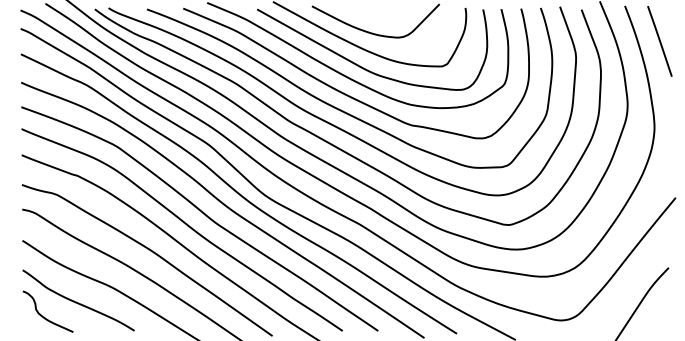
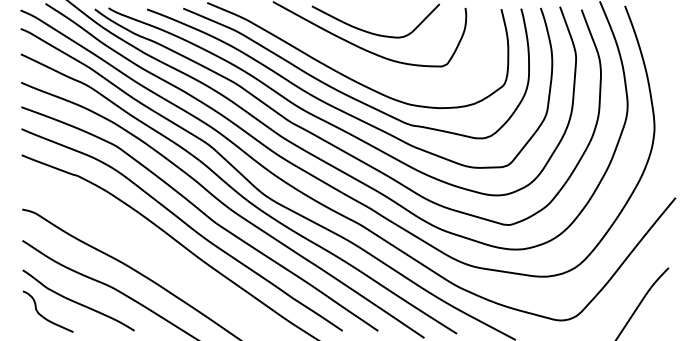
line: present -> none (659, 41)
curve: present -> none (362, 66)
curve: present -> none (150, 251)
